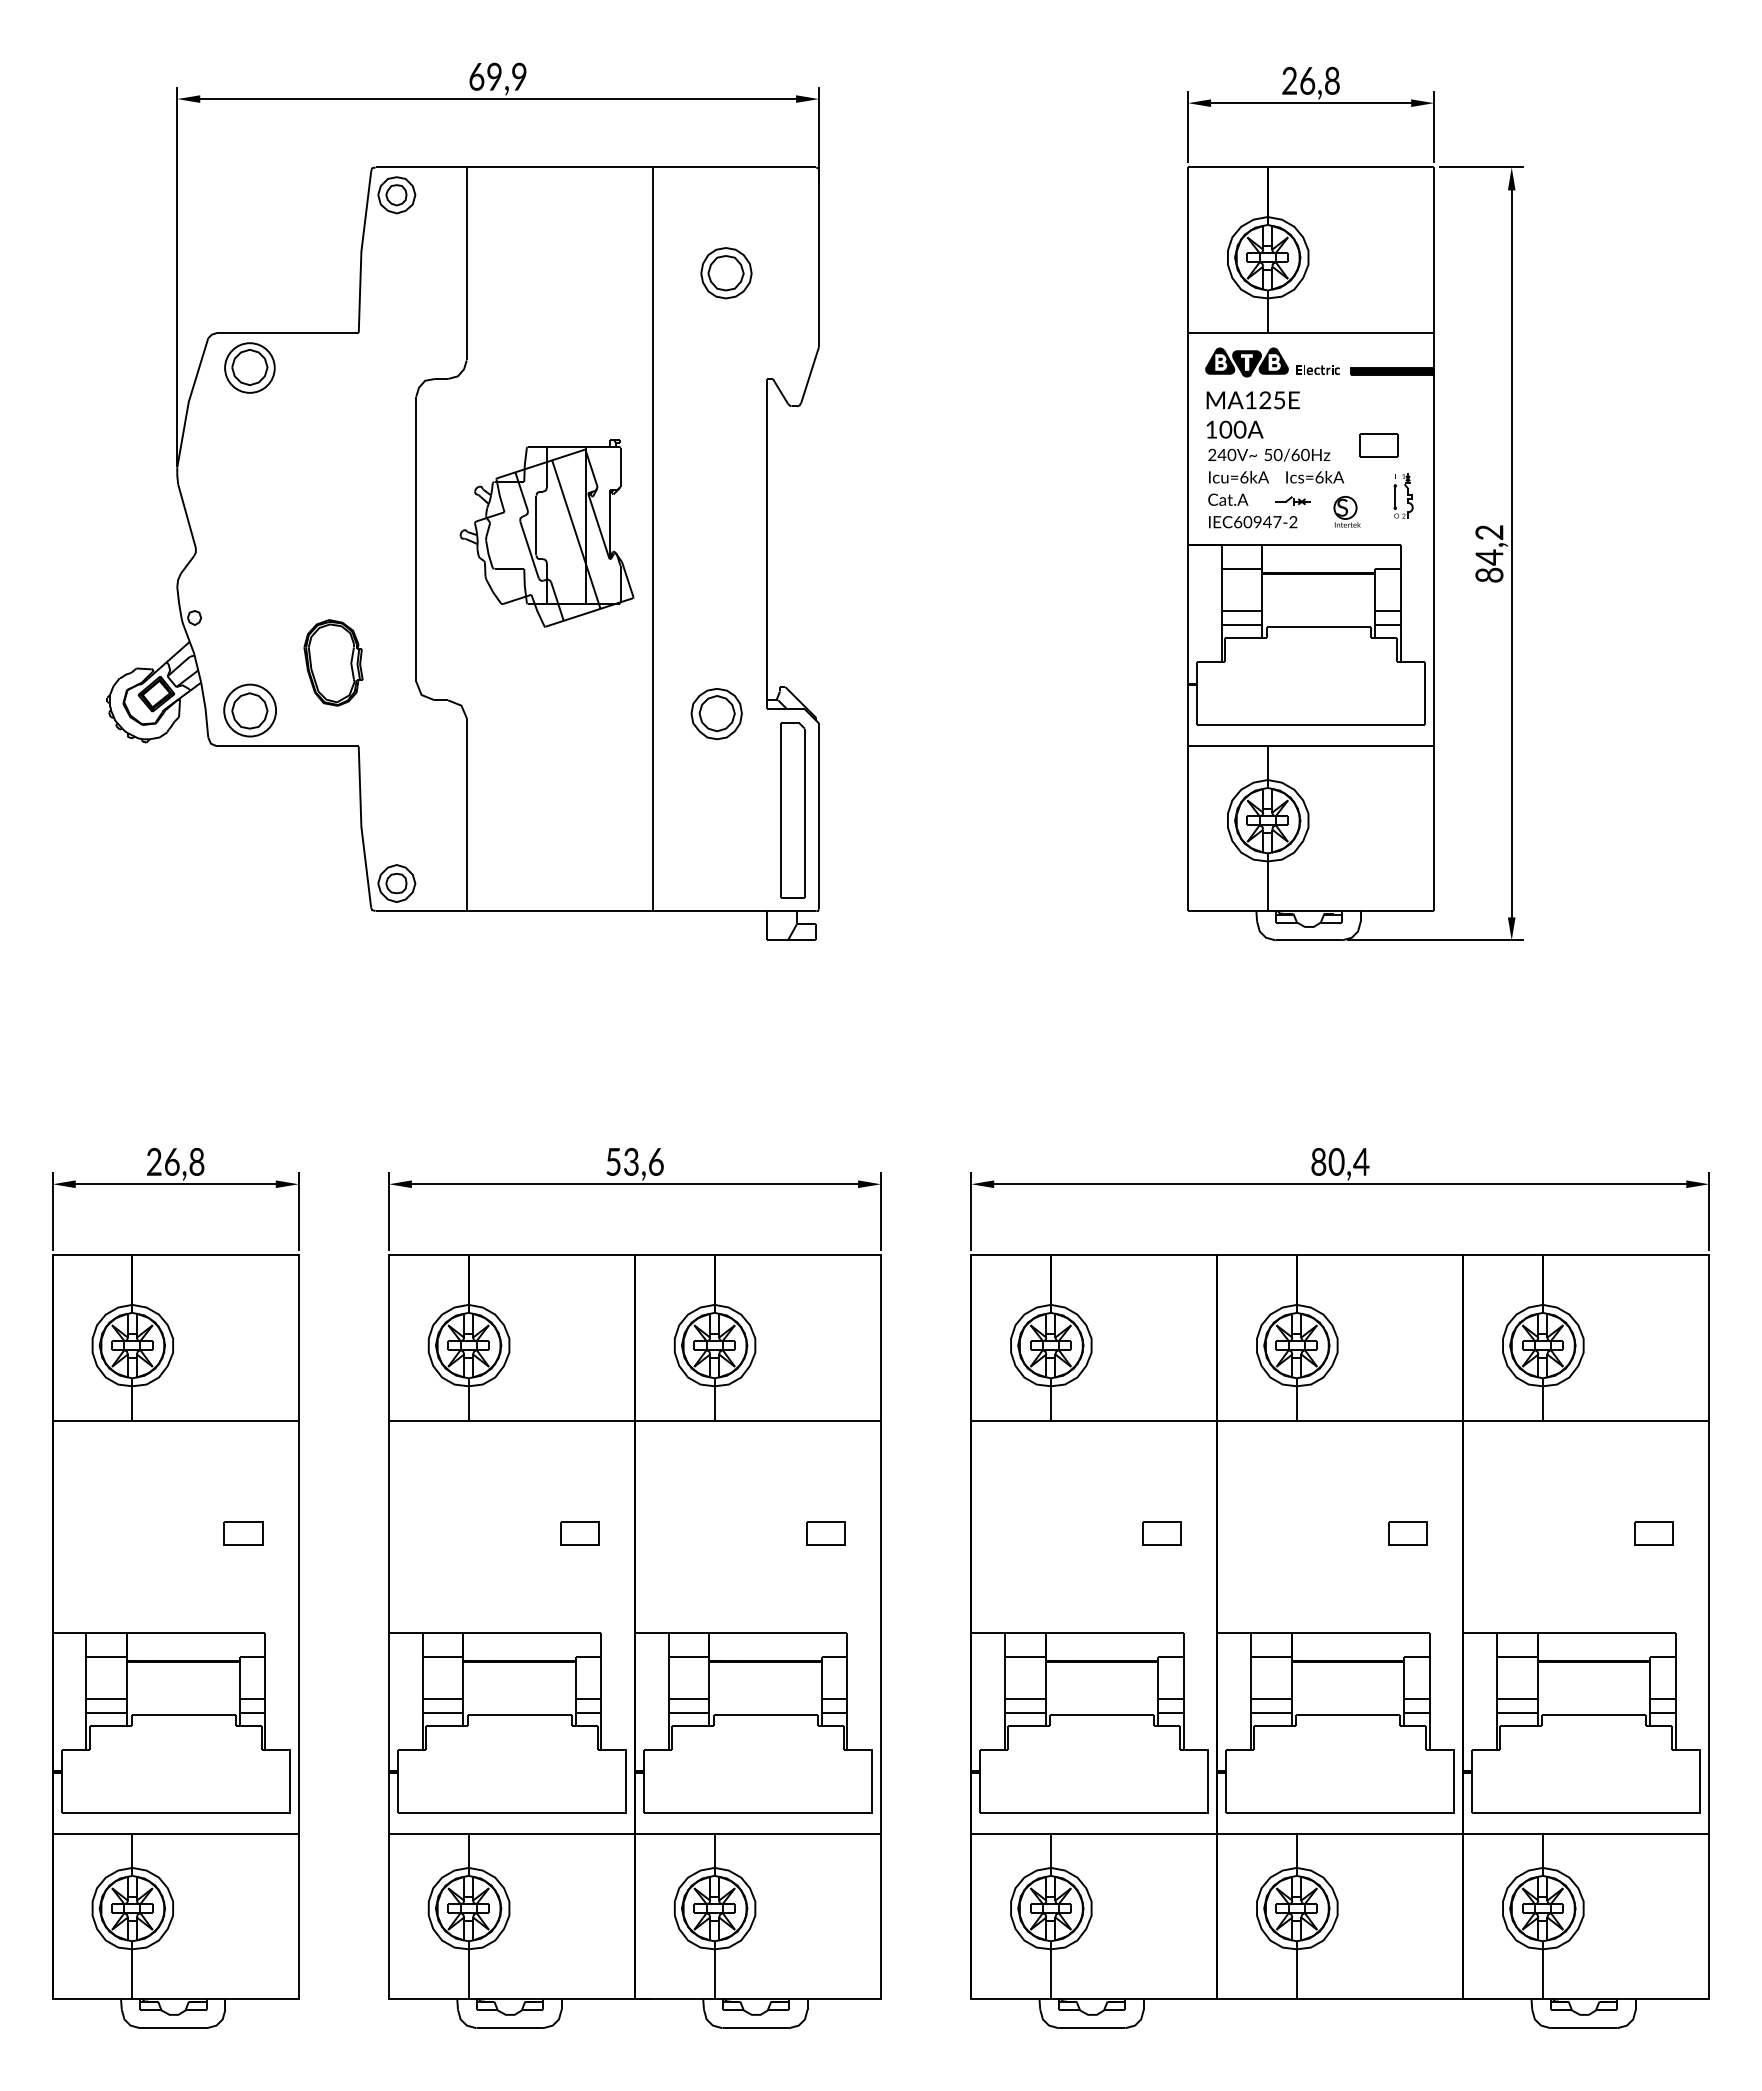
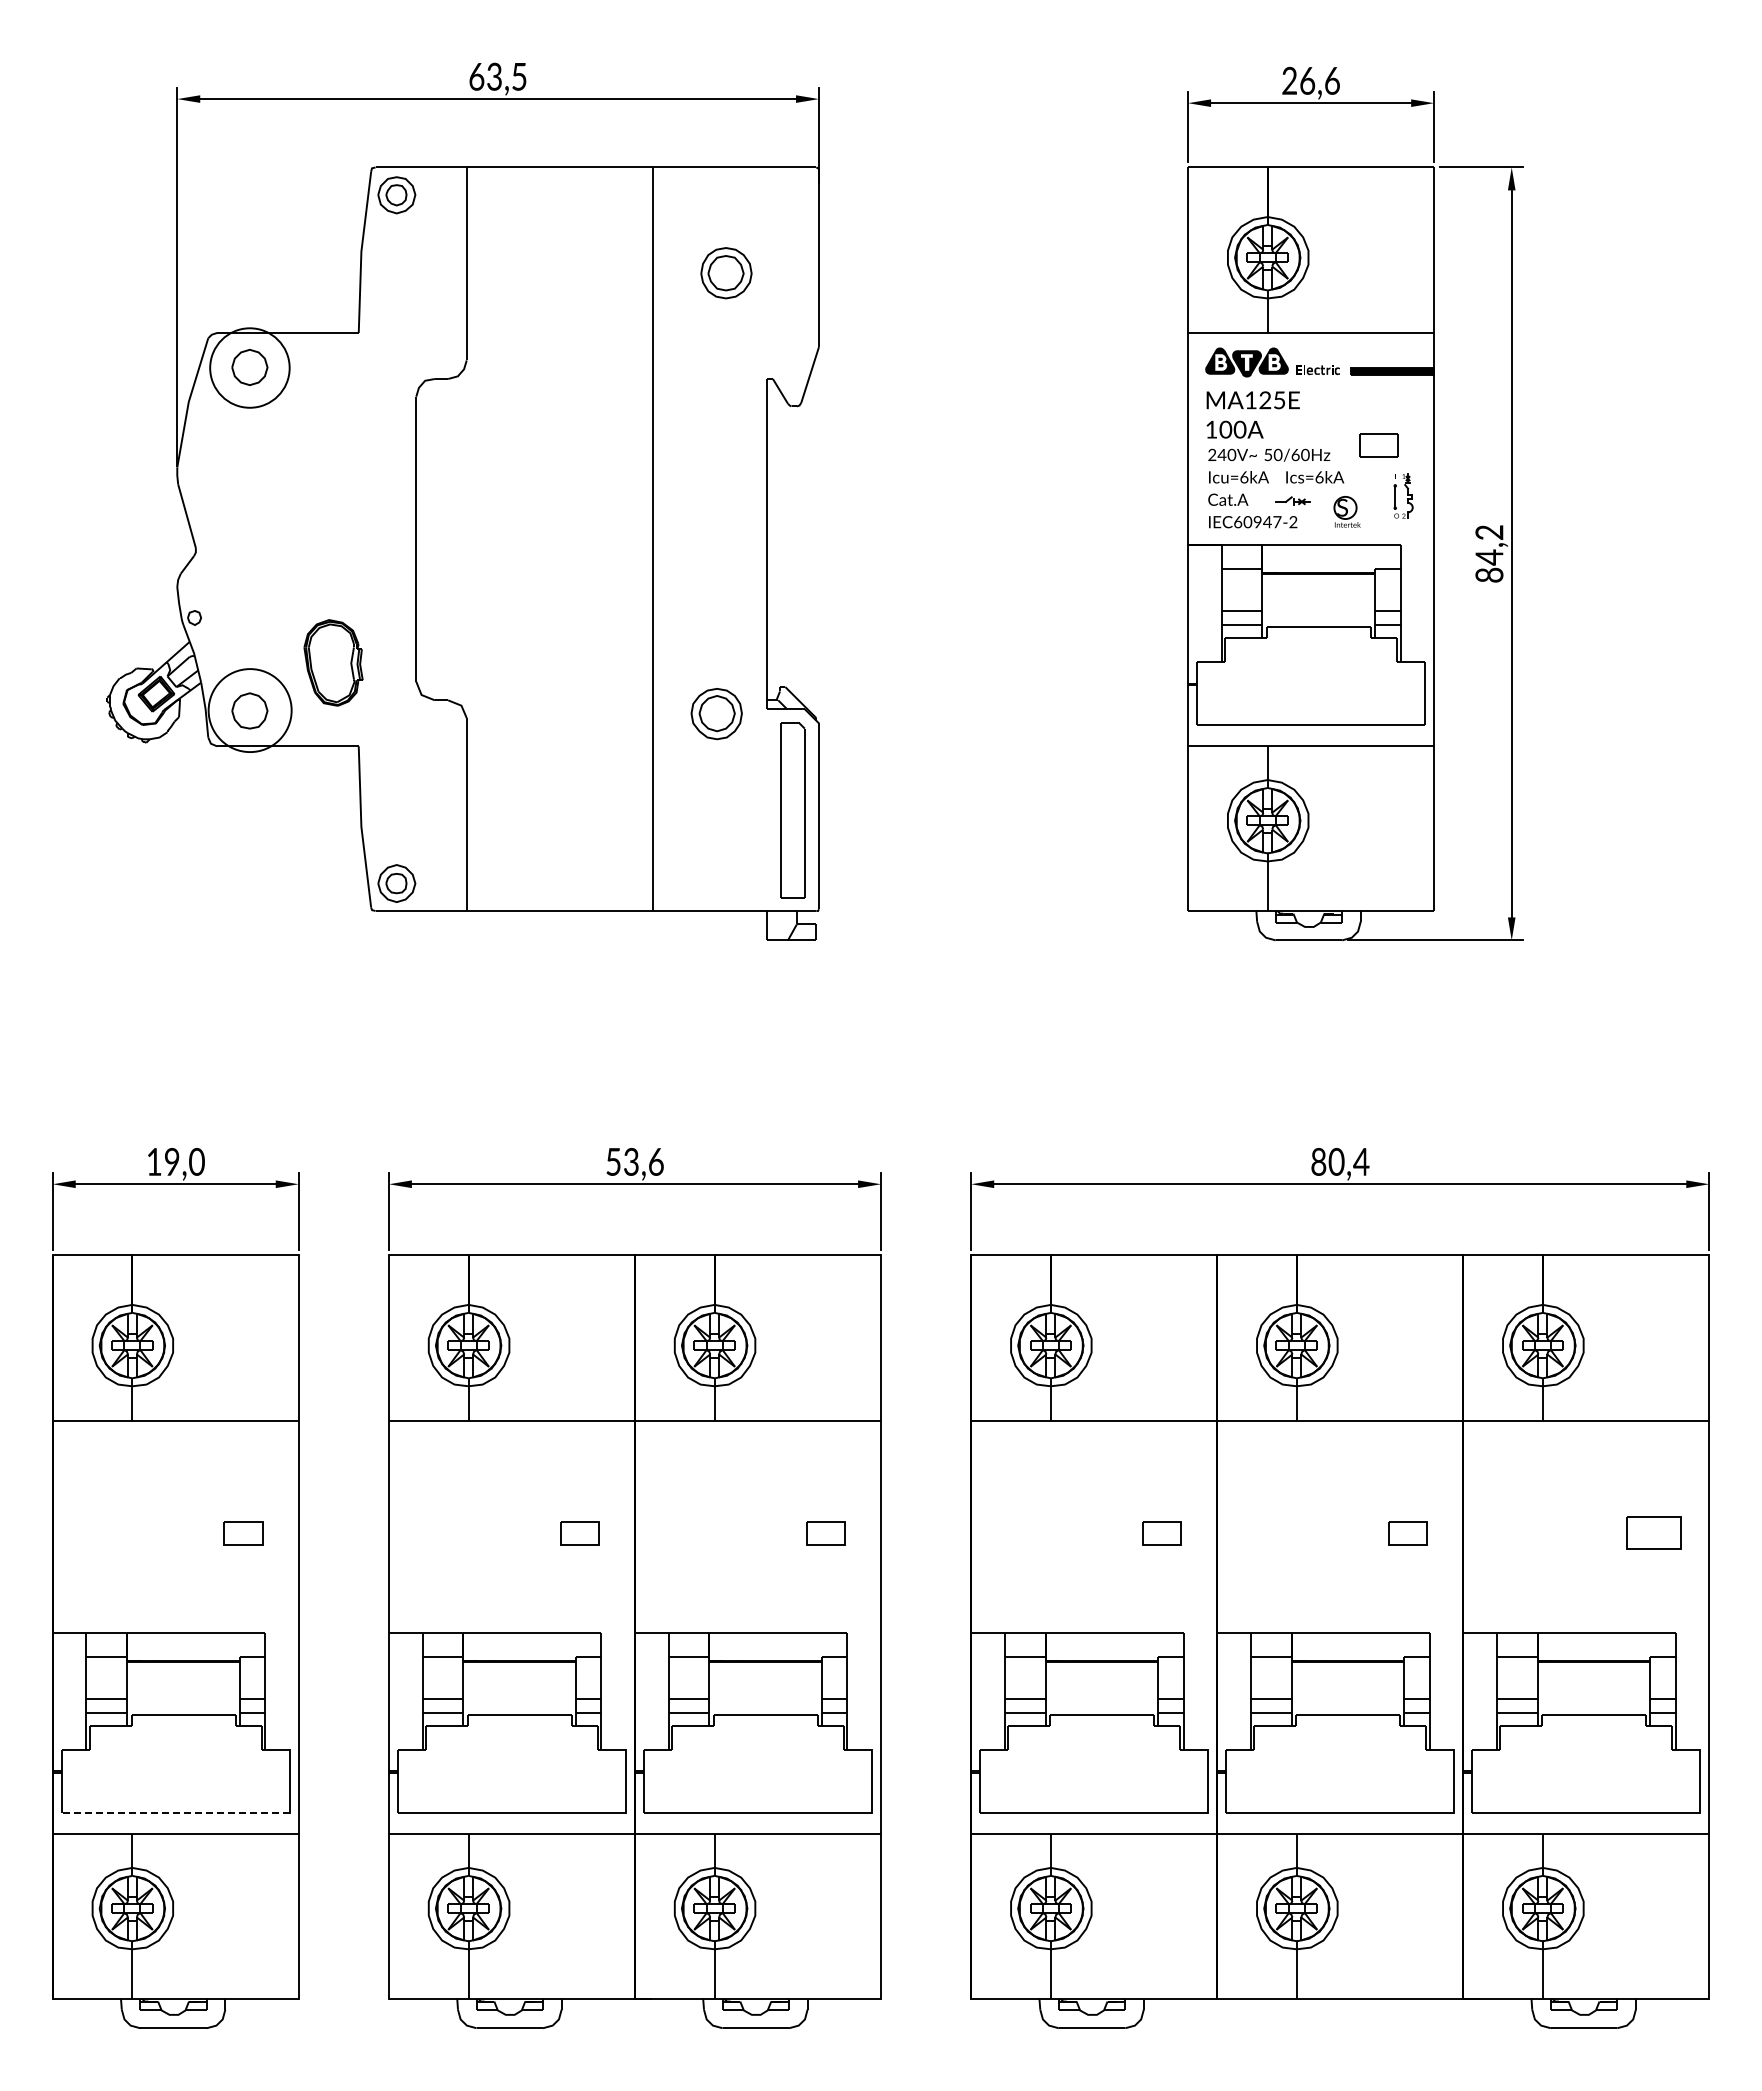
text: 69,9 -> 63,5 (506, 76)
text: 26,8 -> 26,6 (1332, 80)
circle diameter: 50 px -> 79 px (249, 367)
part: present -> none (546, 533)
circle diameter: 52 px -> 83 px (249, 710)
text: 26,8 -> 19,0 (175, 1161)
part size: 40x25 px -> 56x34 px (1653, 1532)
line: solid -> dashed (175, 1812)
